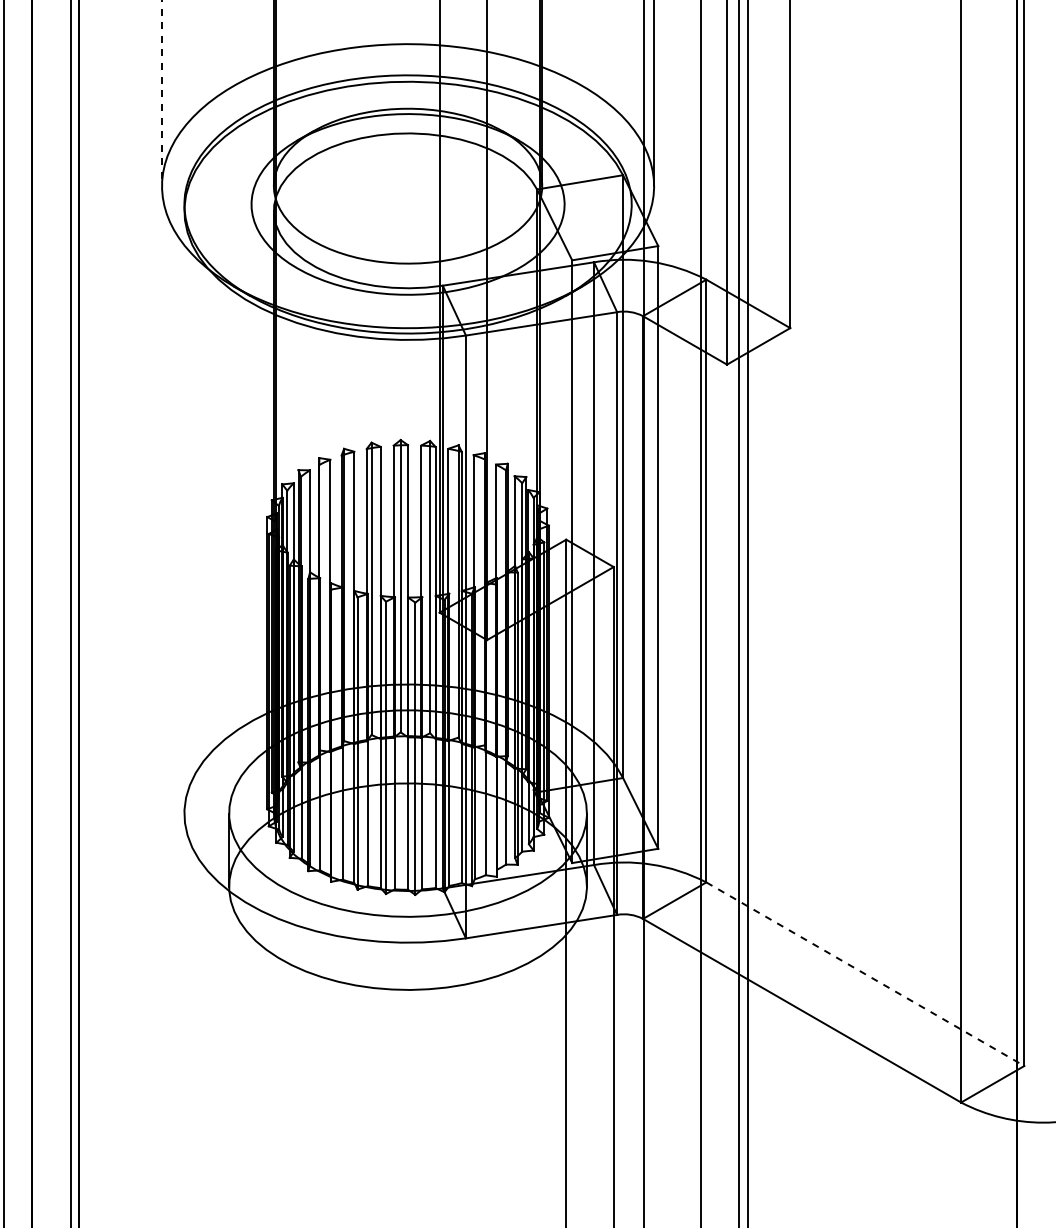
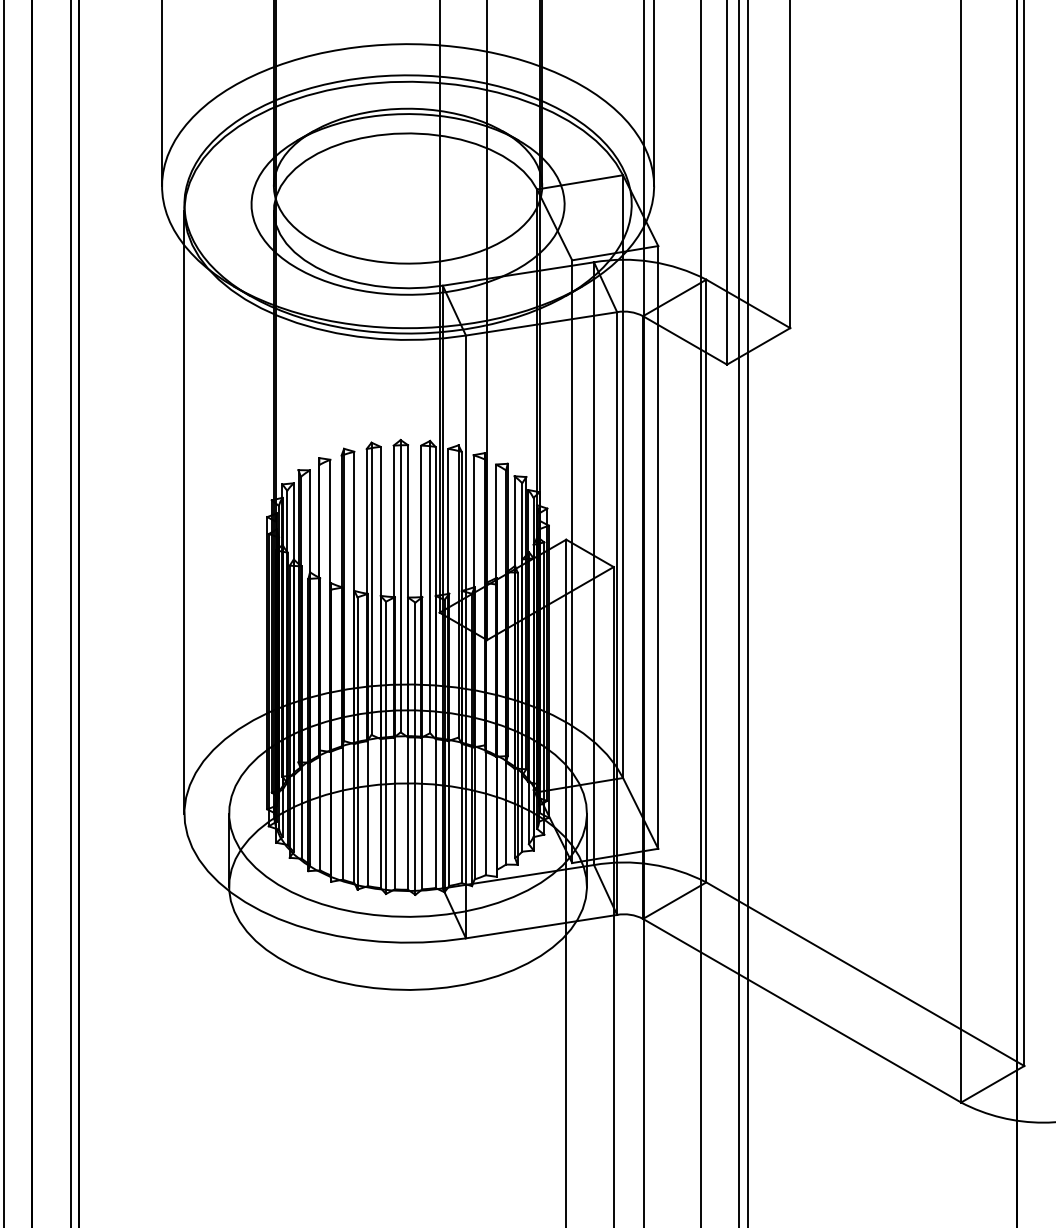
line: dashed -> solid (162, 93)
line: none -> present (184, 511)
line: dashed -> solid (865, 974)
